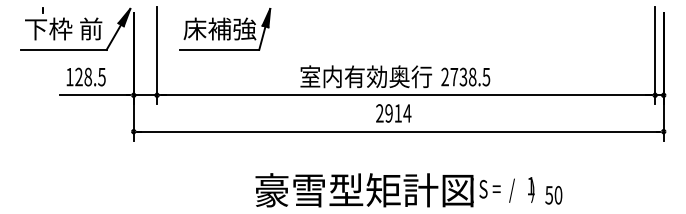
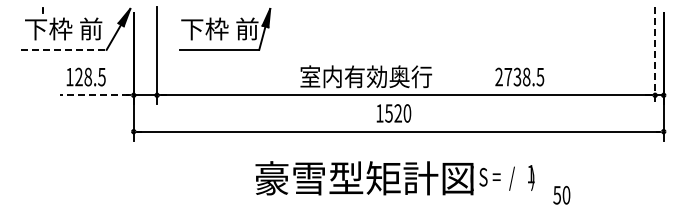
text: 床補強 -> 下枠 前 (219, 28)
line: solid -> dashed (64, 49)
line: solid -> dashed (655, 55)
text position: (465, 76) -> (519, 76) (519, 76)
line: solid -> dashed (94, 95)
text: 2914 -> 1520 (393, 113)
text position: (394, 190) -> (394, 178) (394, 178)
text position: (553, 195) -> (561, 195) (561, 195)
